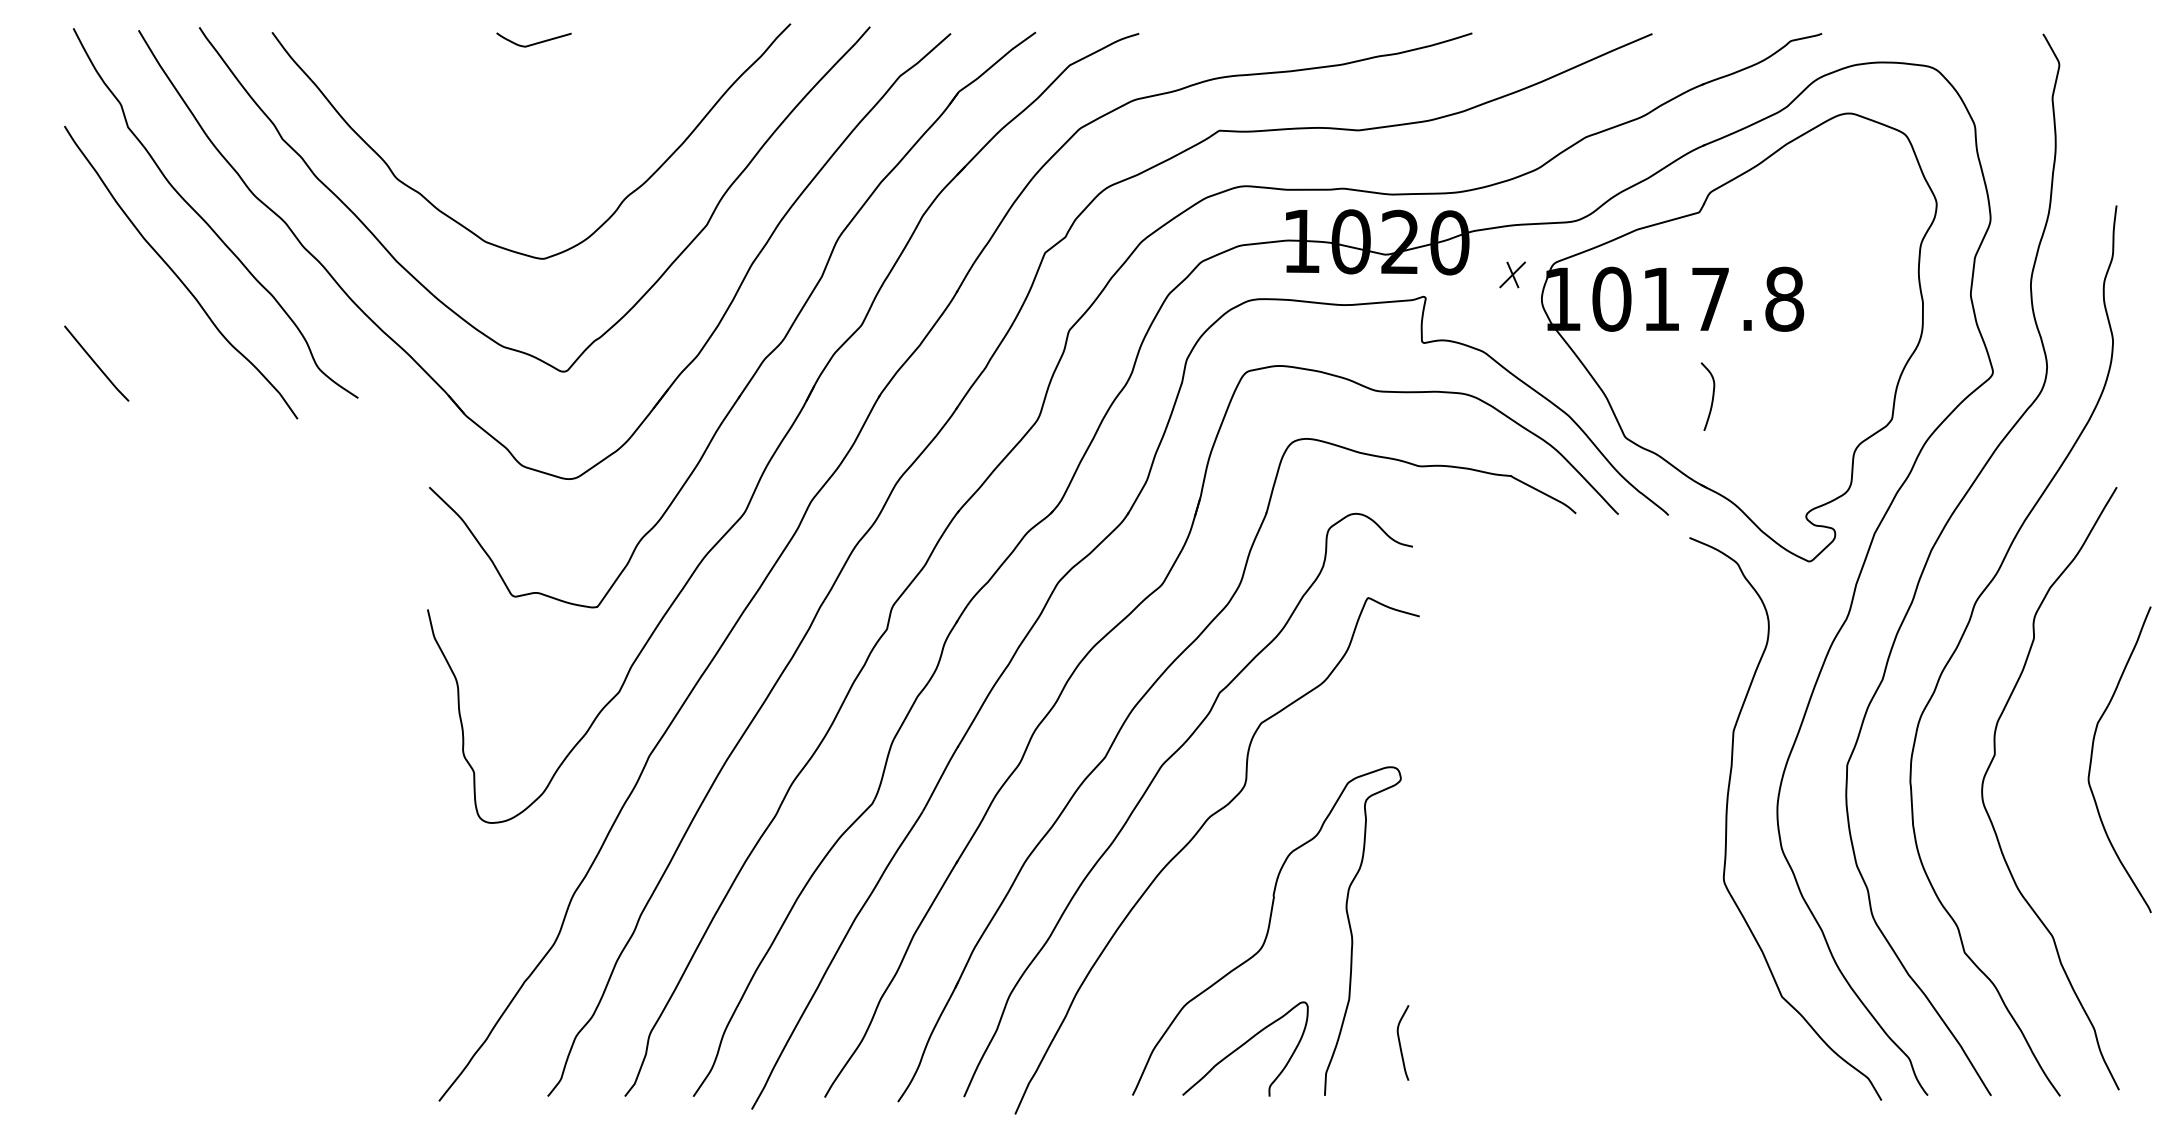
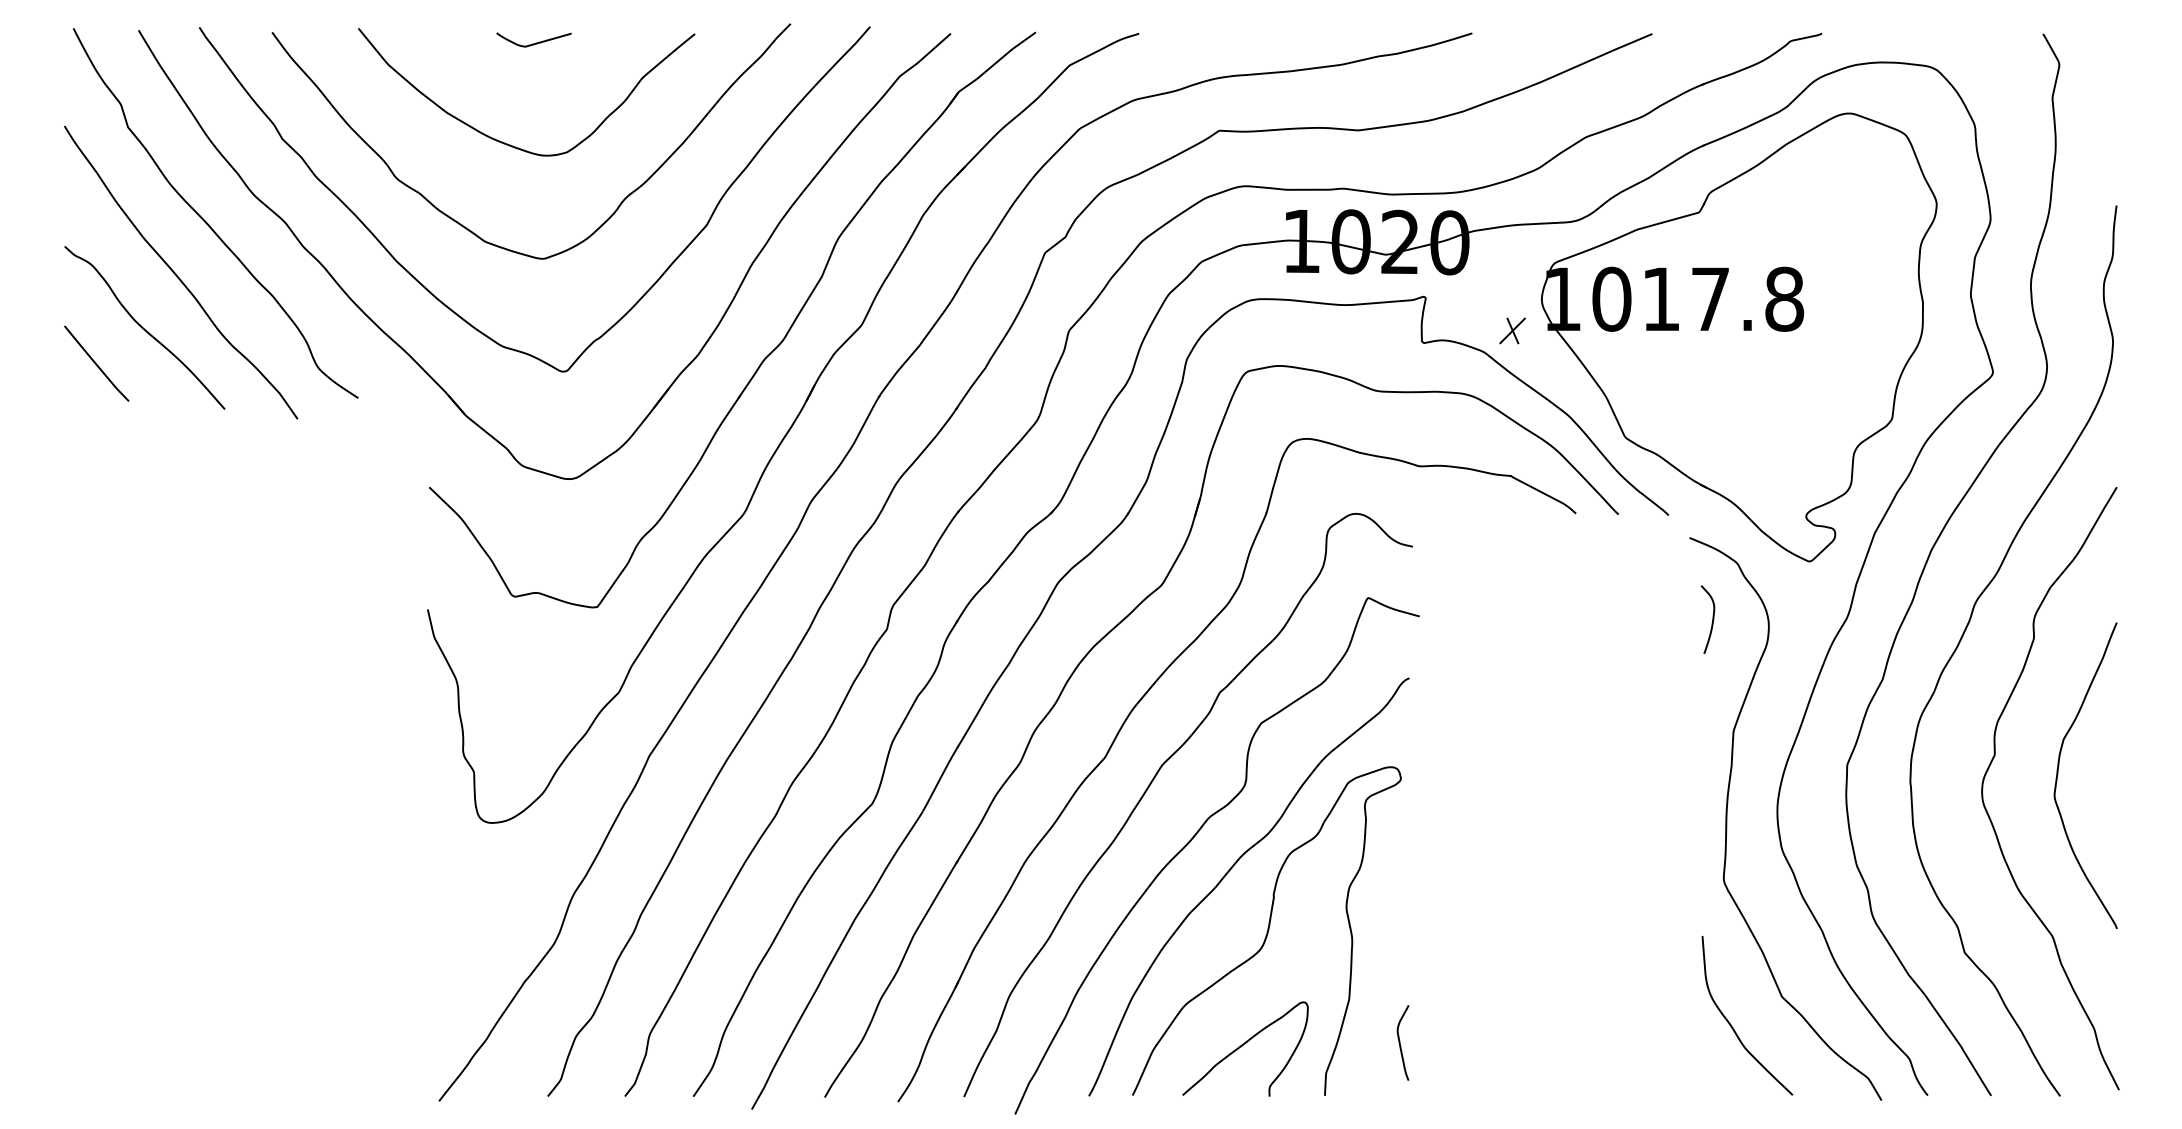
curve: none -> present (505, 142)
part position: (1512, 274) -> (1512, 330) (1512, 330)
curve: none -> present (143, 327)
curve position: (1712, 396) -> (1712, 619) (1712, 619)
curve position: (2092, 758) -> (2058, 774) (2058, 774)
curve: none -> present (1228, 873)
curve: none -> present (1731, 1024)
